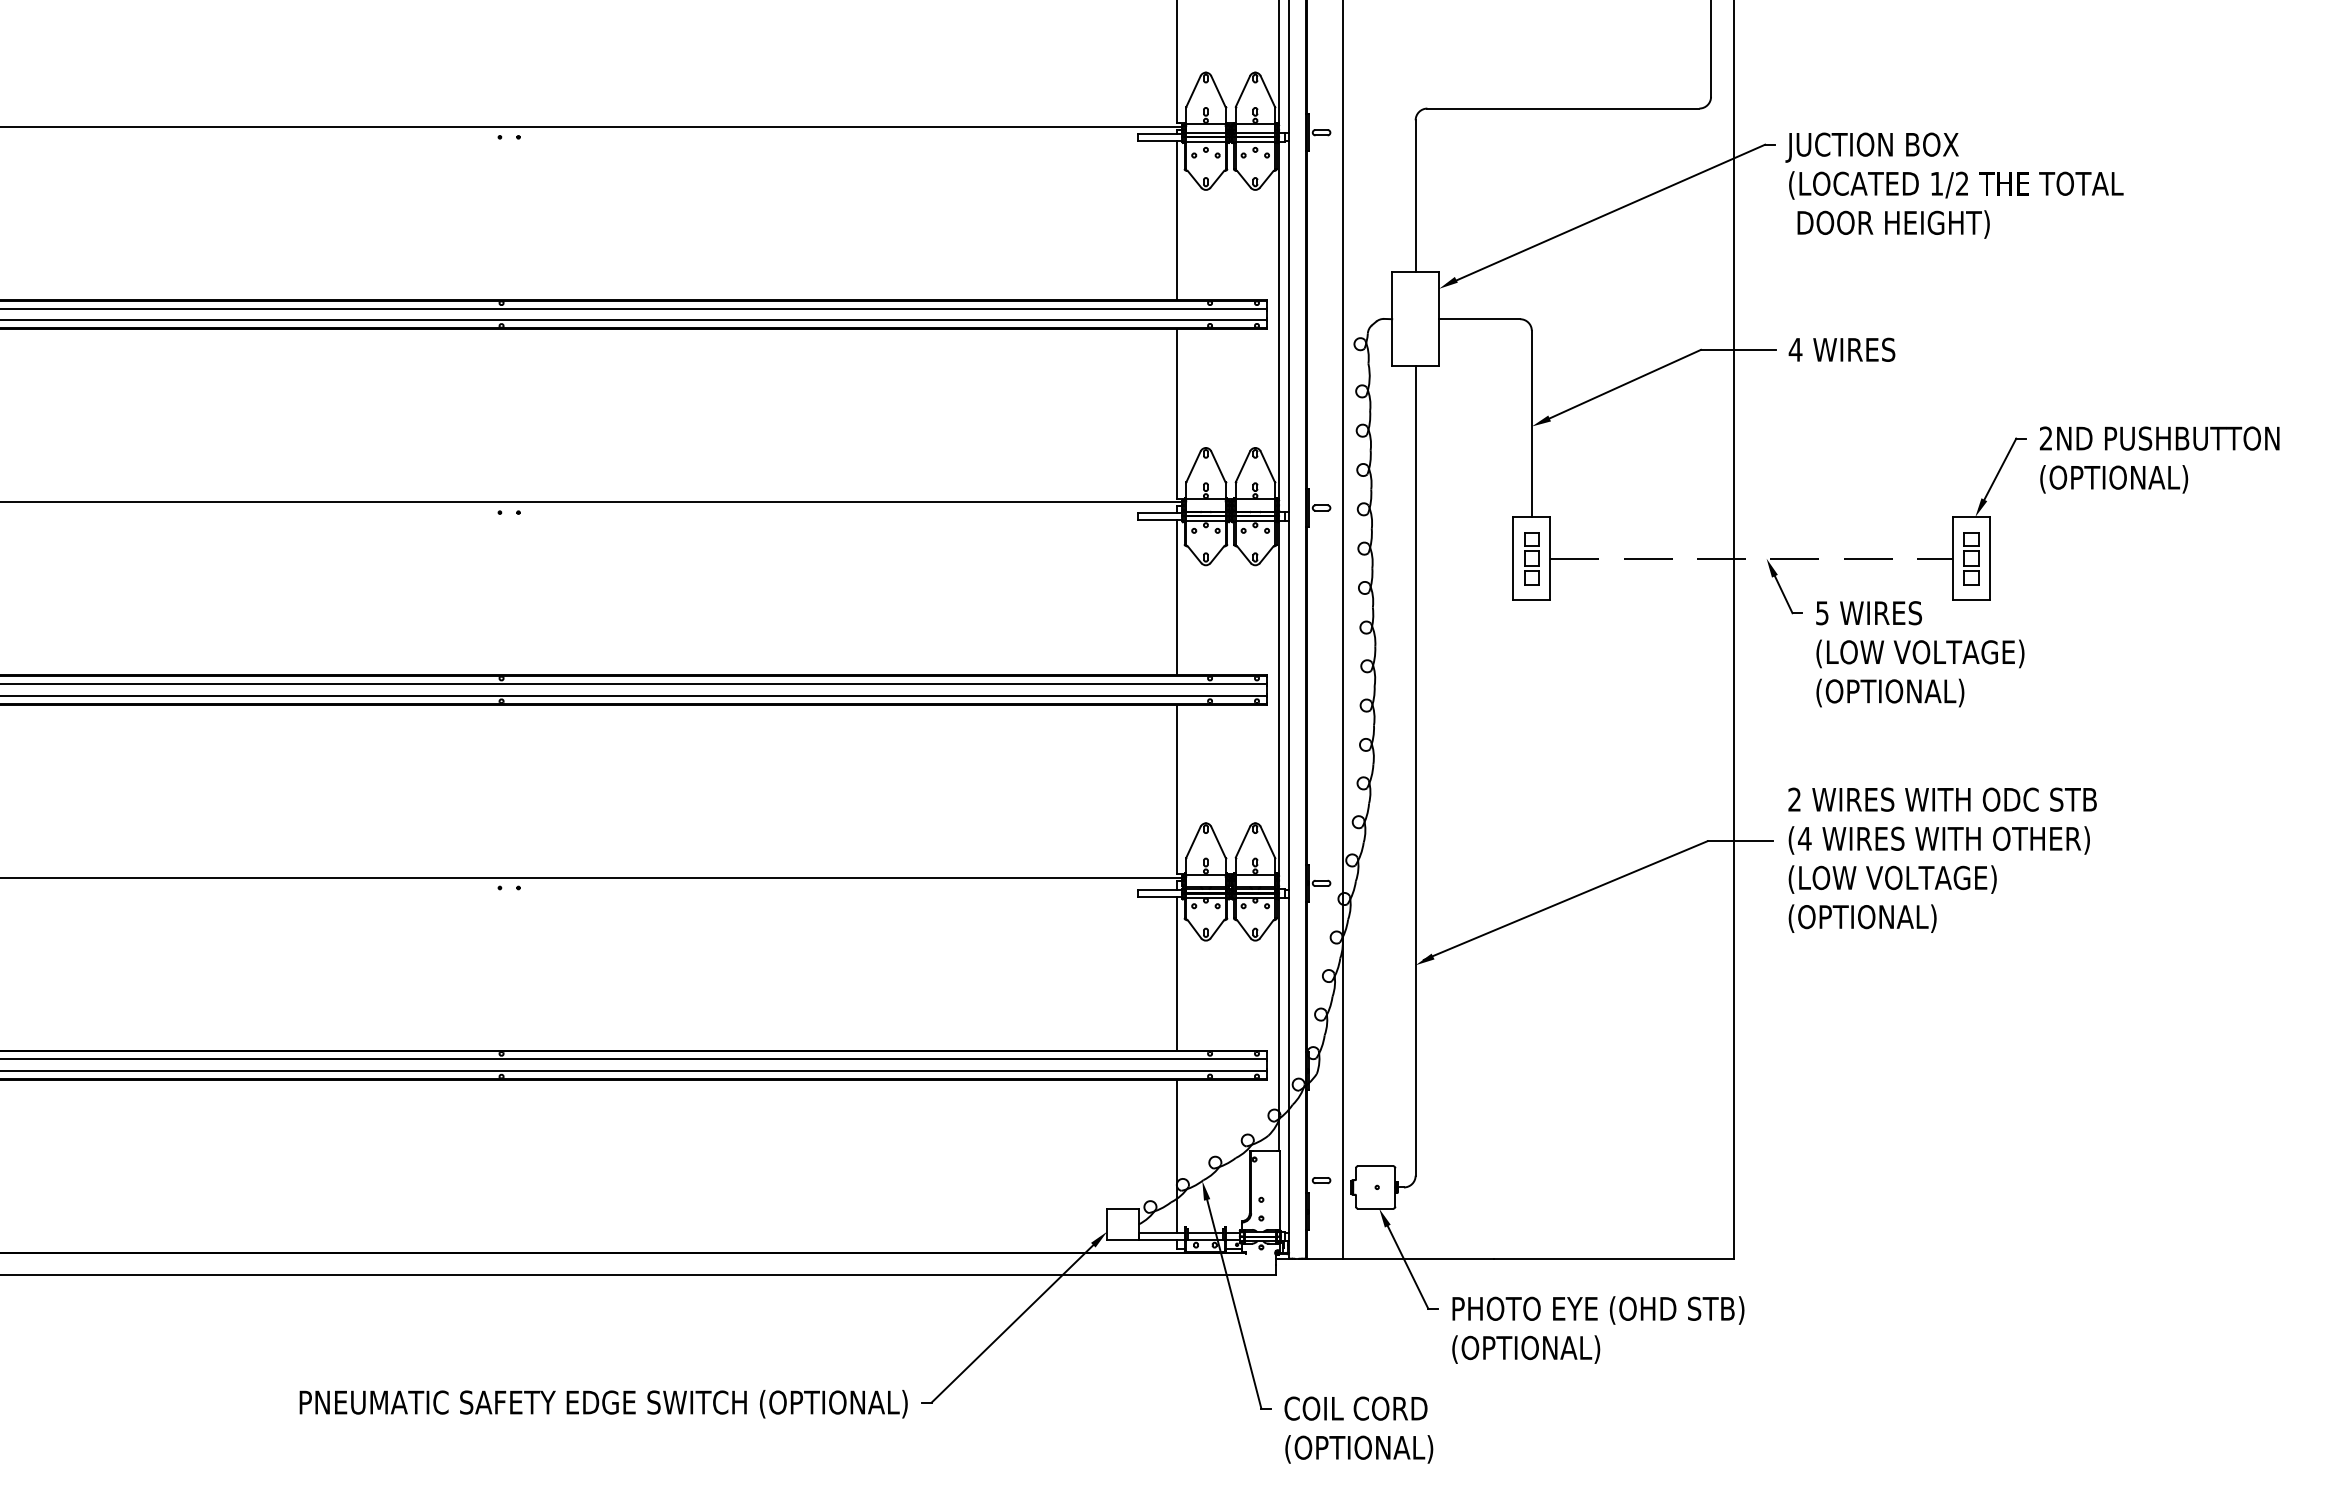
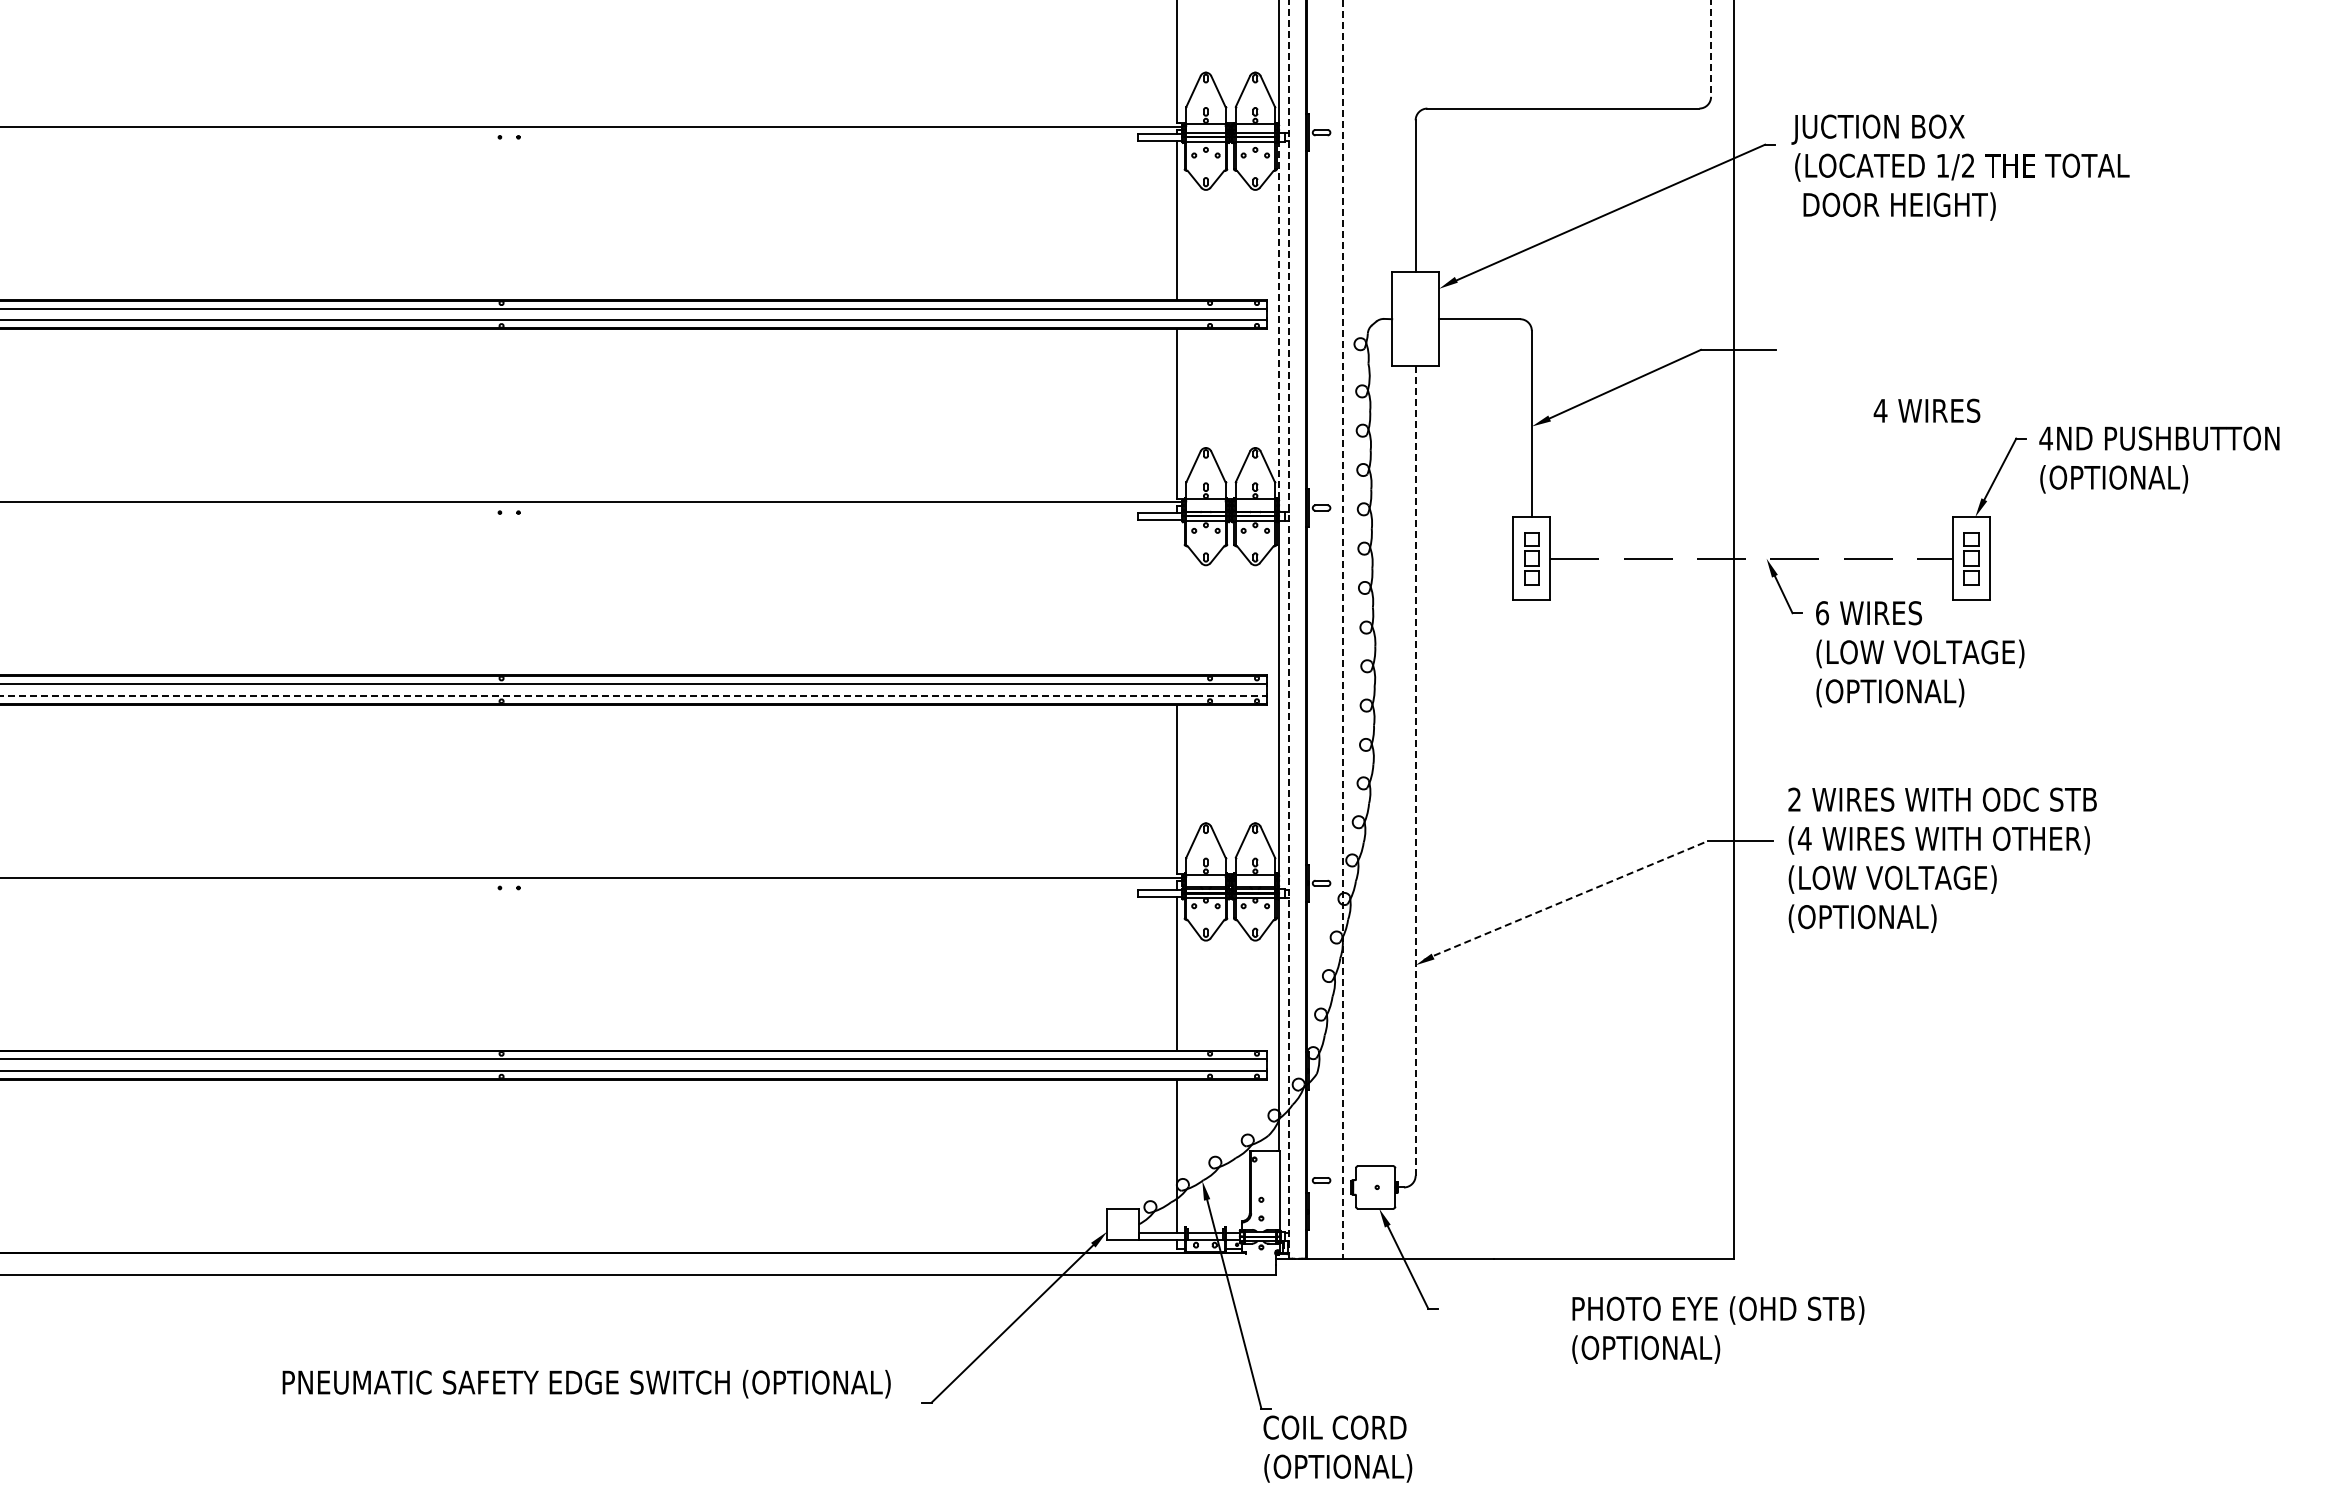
line: solid -> dashed (1711, 48)
text position: (1954, 185) -> (1960, 167) (1960, 167)
line: solid -> dashed (1278, 320)
text position: (1841, 349) -> (1926, 410) (1926, 410)
text: 2ND -> 4ND (2045, 438)
line: present -> none (1177, 597)
text: 5 -> 6 (1822, 613)
line: solid -> dashed (1289, 629)
line: solid -> dashed (1343, 629)
line: solid -> dashed (633, 695)
line: solid -> dashed (1415, 770)
line: solid -> dashed (1565, 900)
text position: (1598, 1329) -> (1718, 1329) (1718, 1329)
text position: (603, 1404) -> (586, 1384) (586, 1384)
text position: (1358, 1429) -> (1337, 1448) (1337, 1448)
